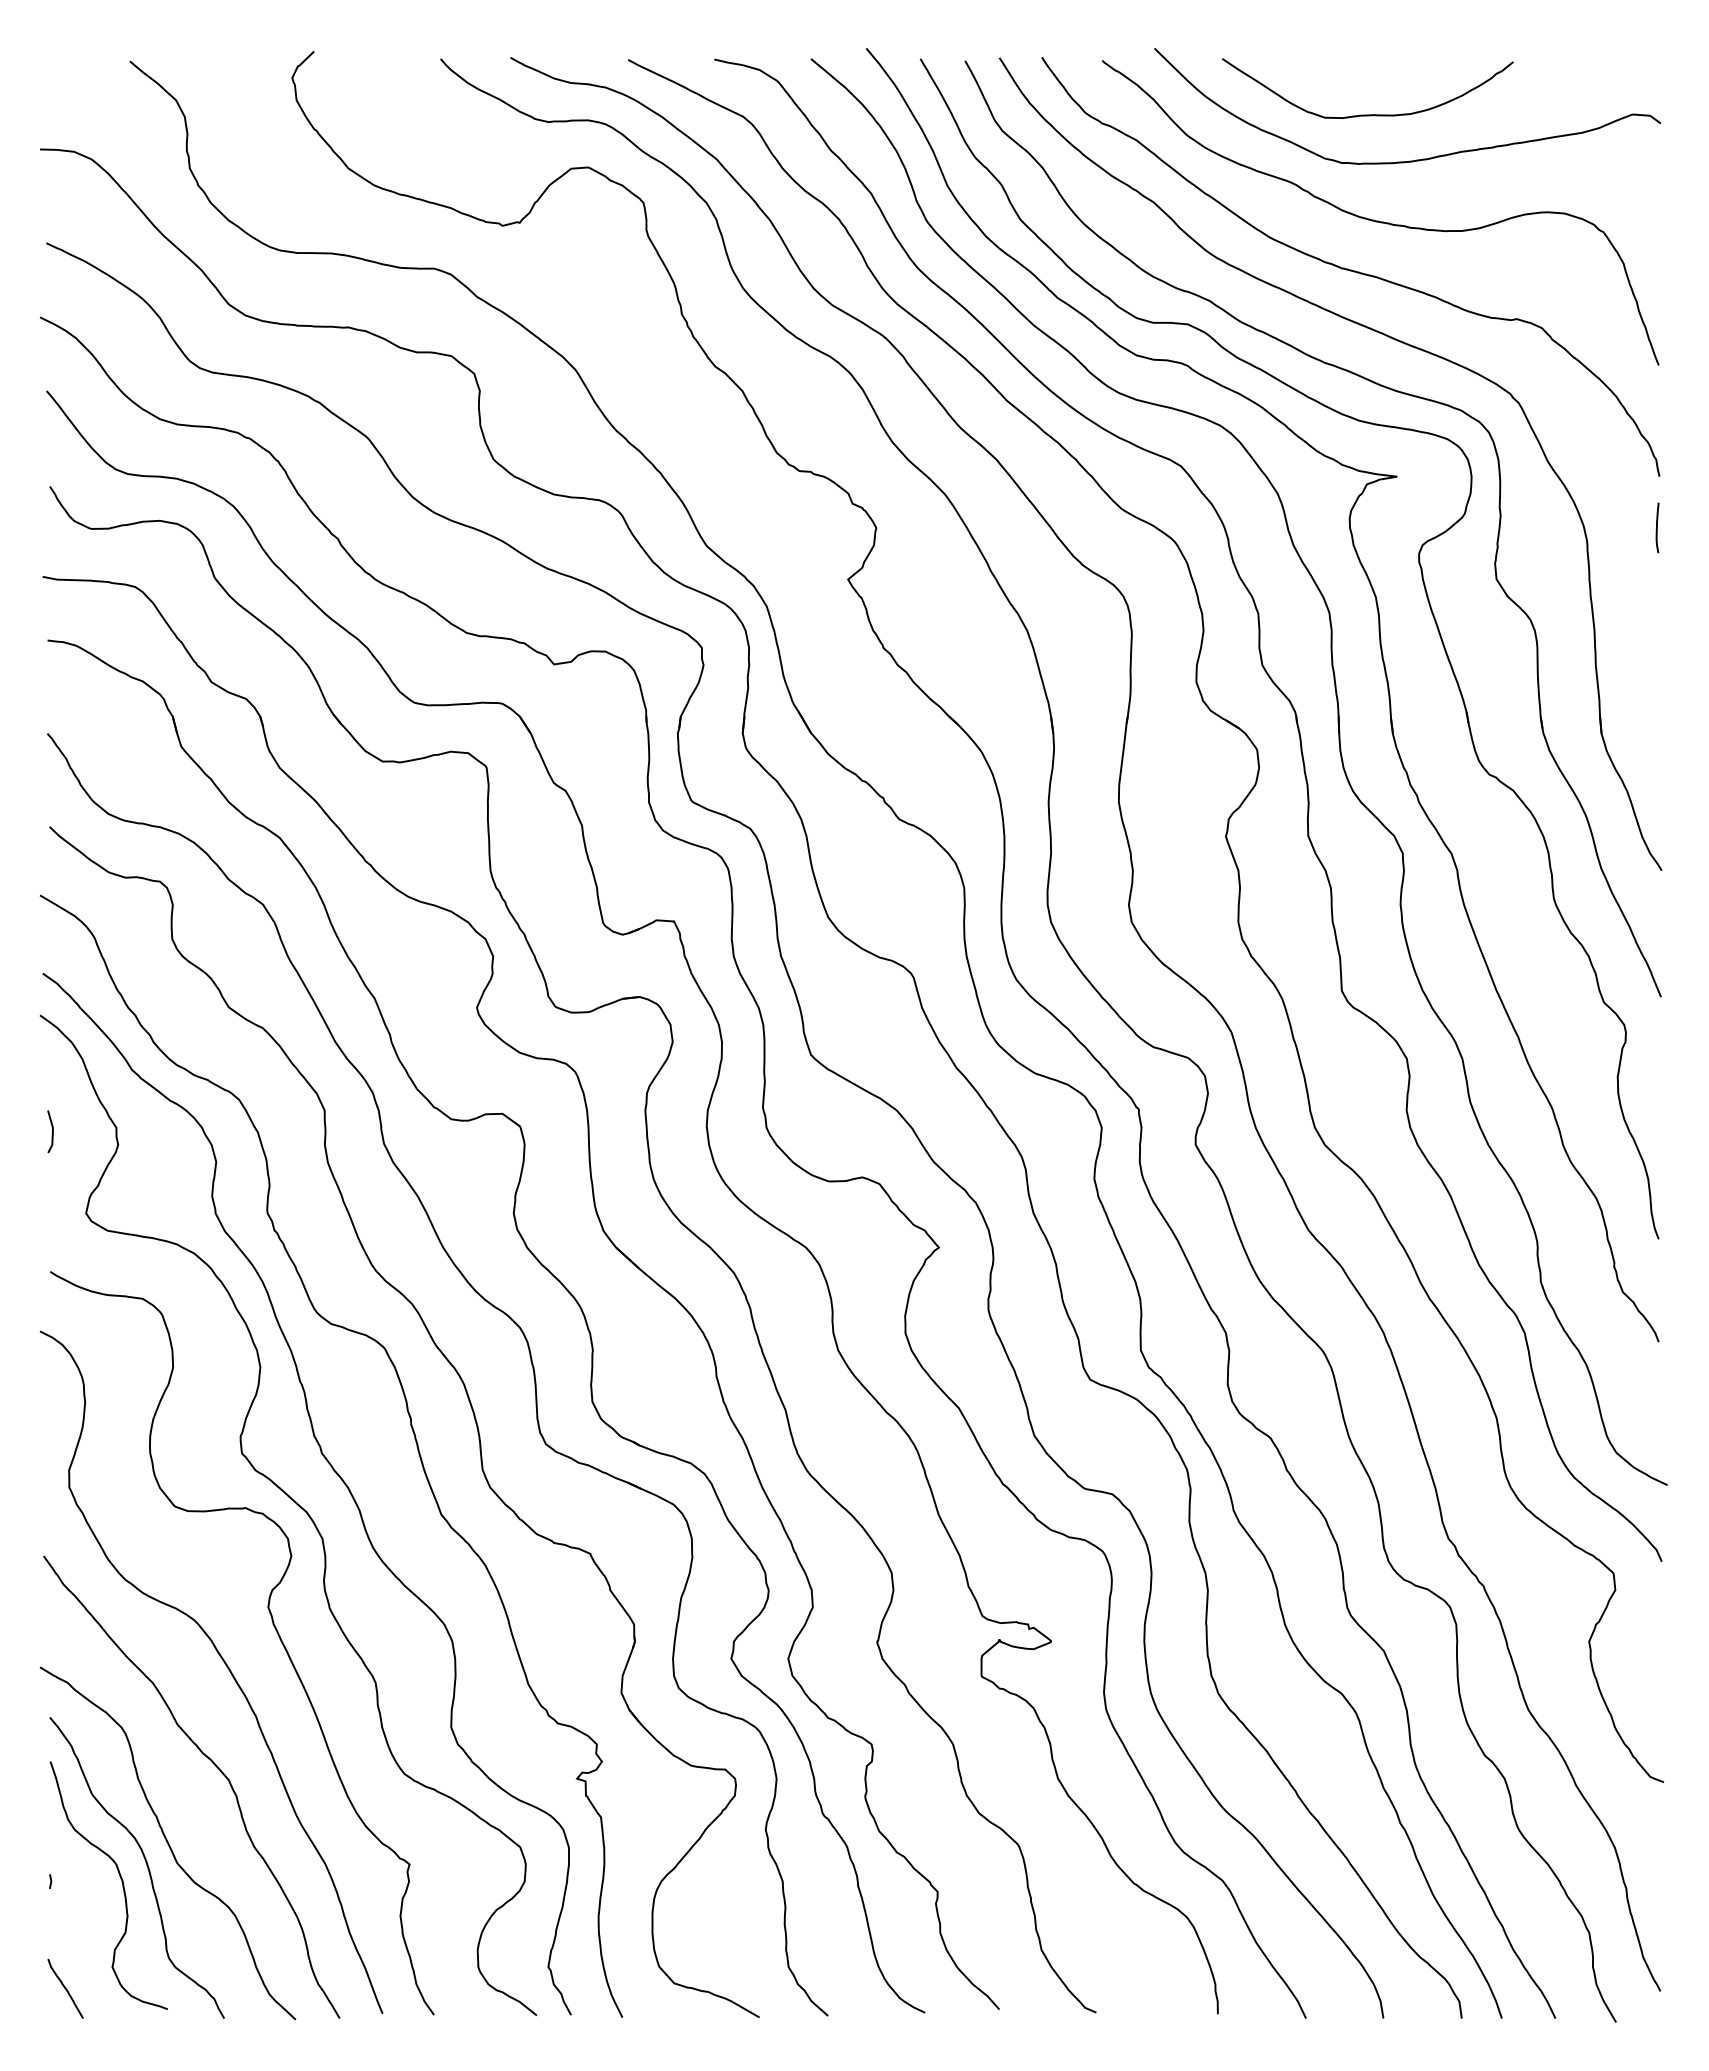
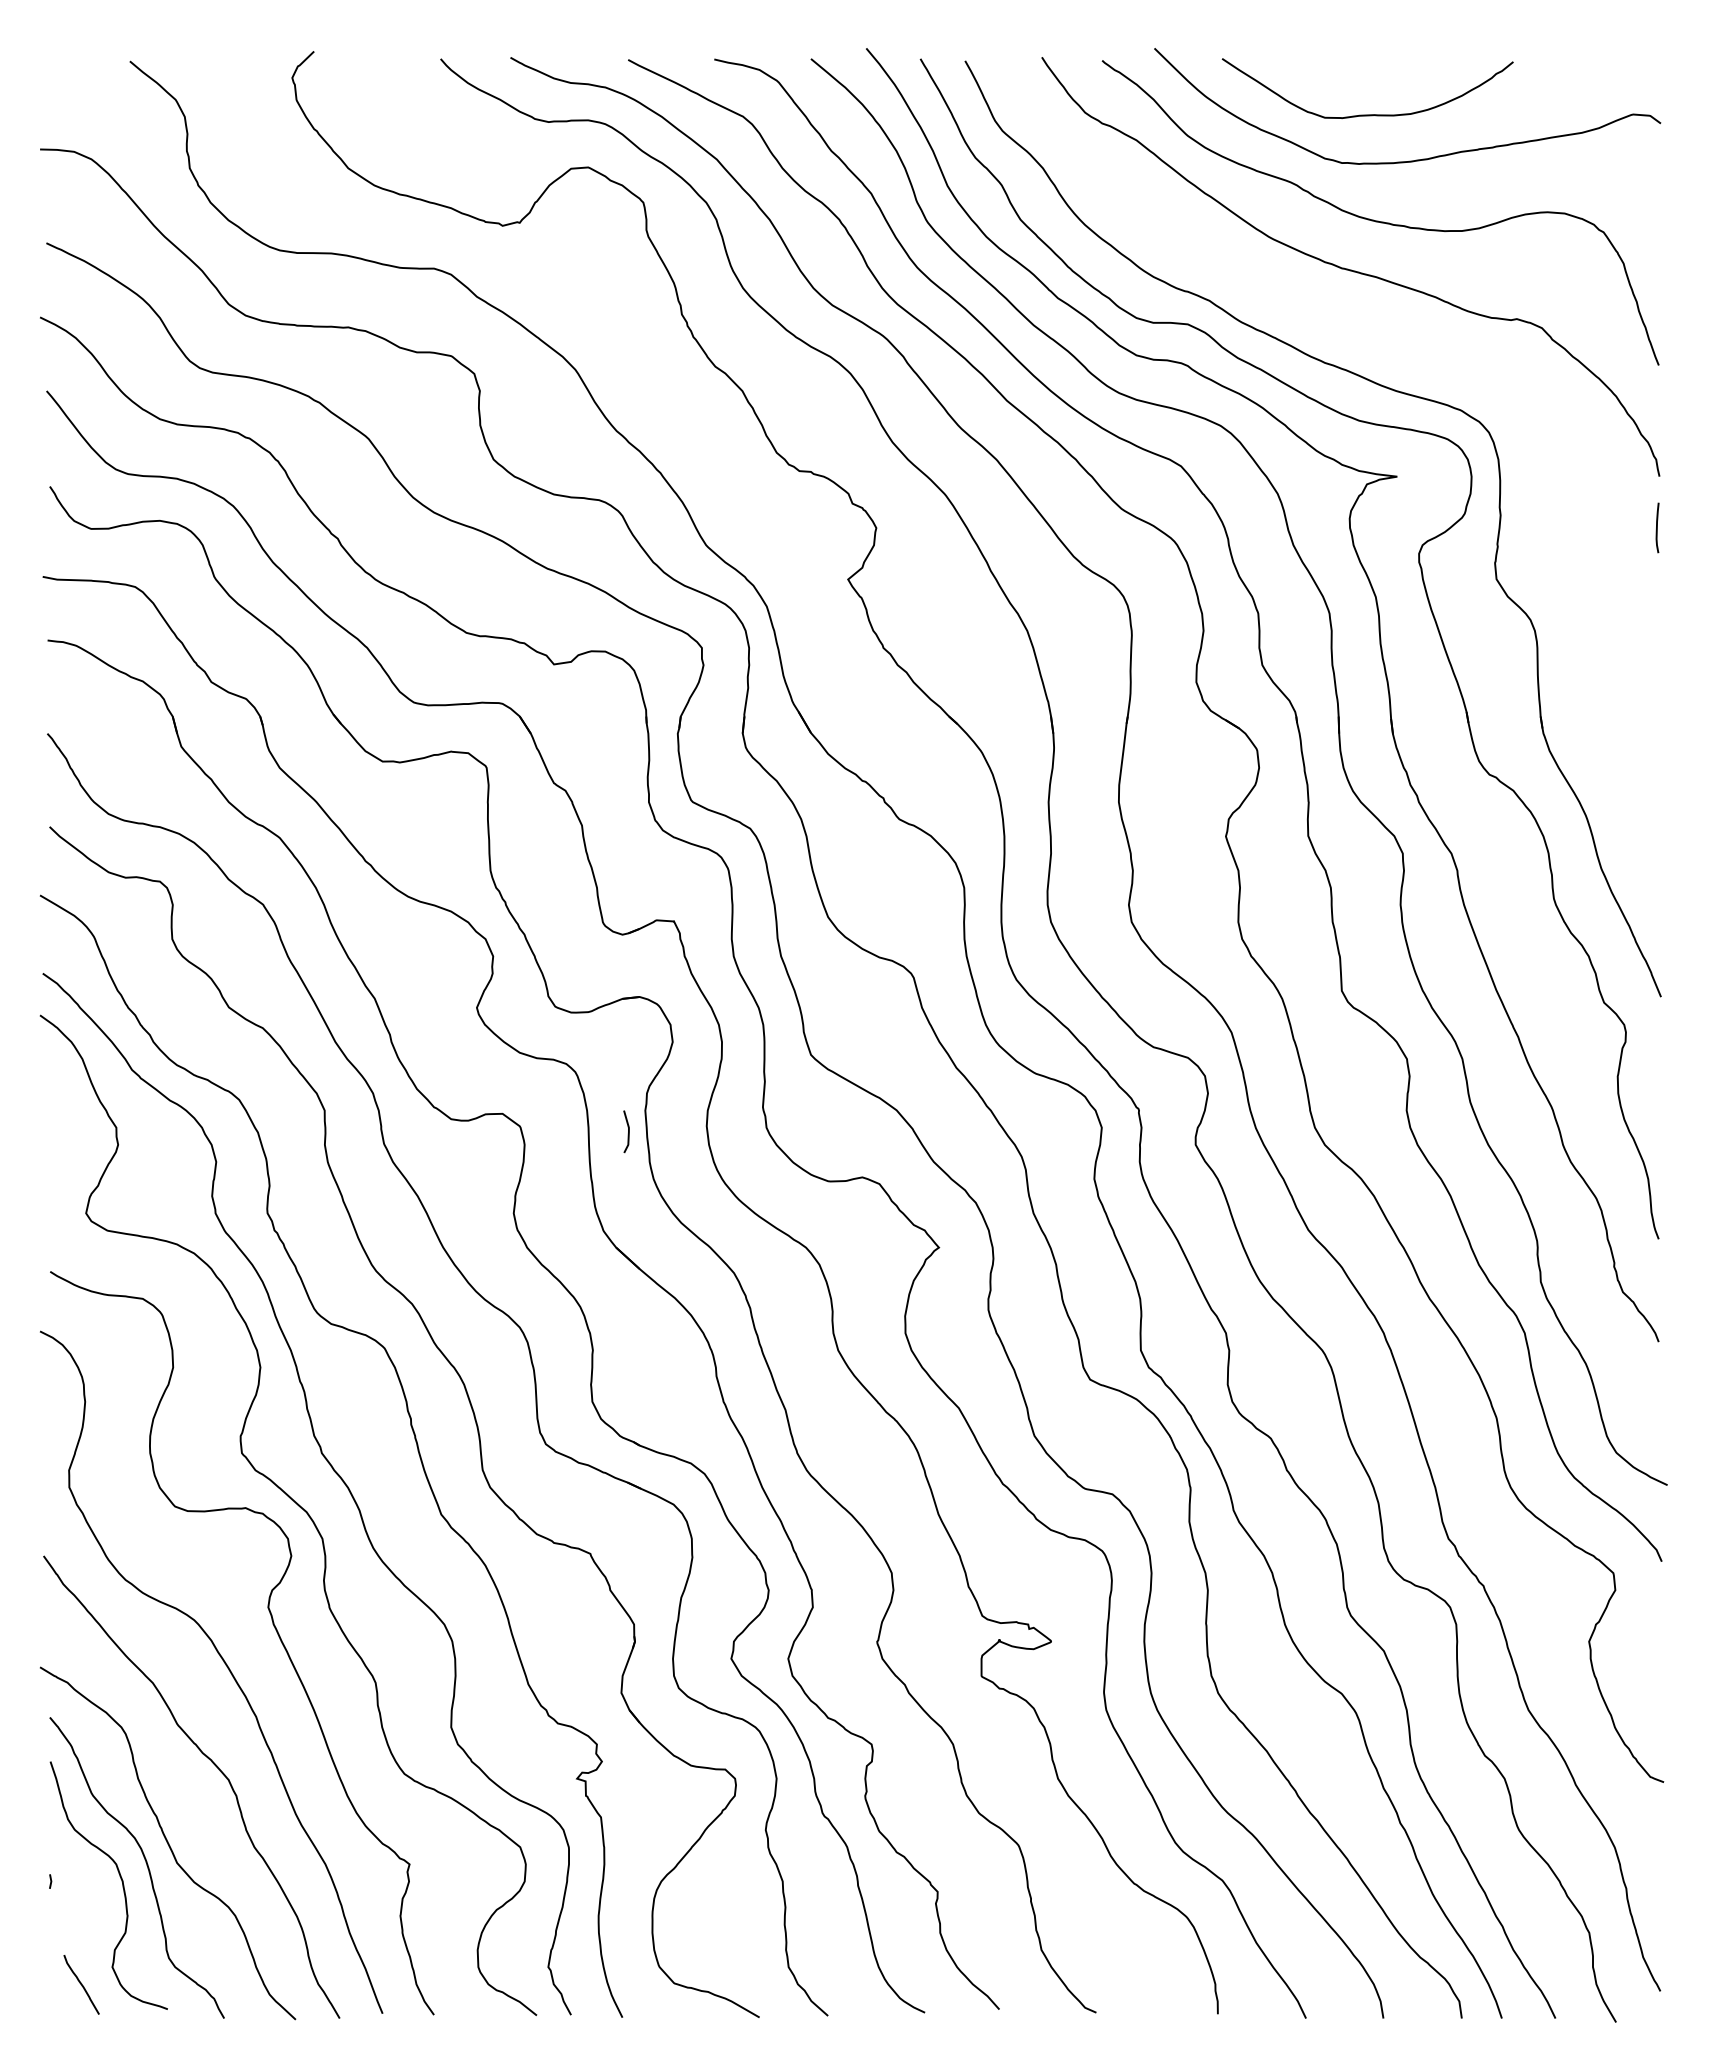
part: present -> none (1392, 339)
line position: (52, 1131) -> (628, 1131) (628, 1131)
curve position: (65, 1988) -> (81, 1984) (81, 1984)
